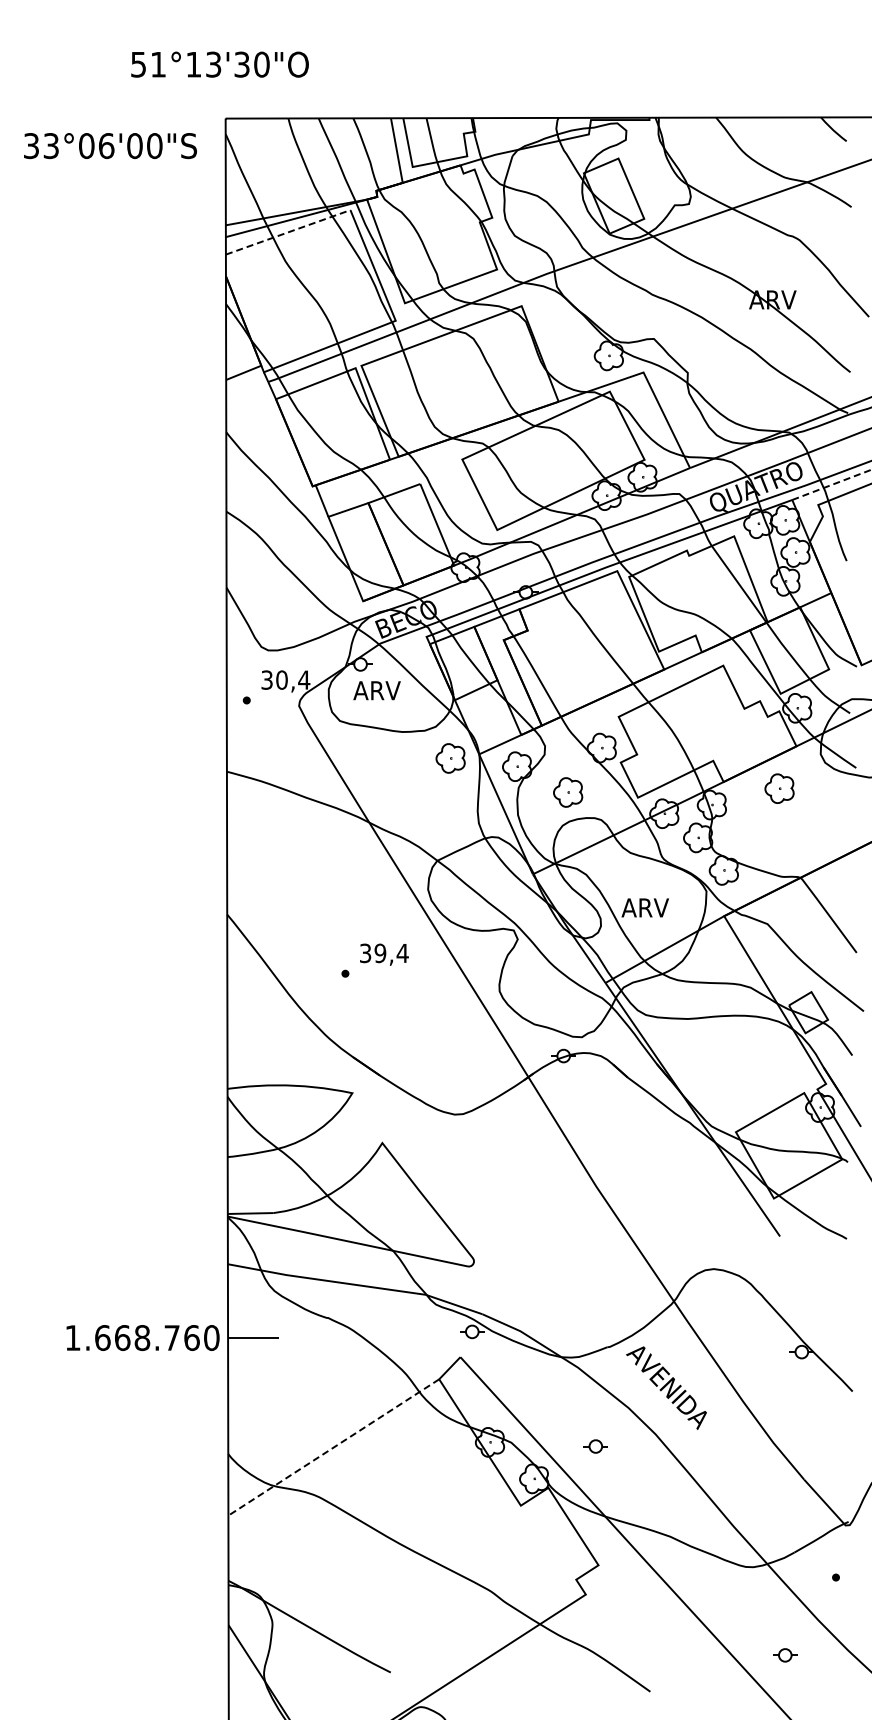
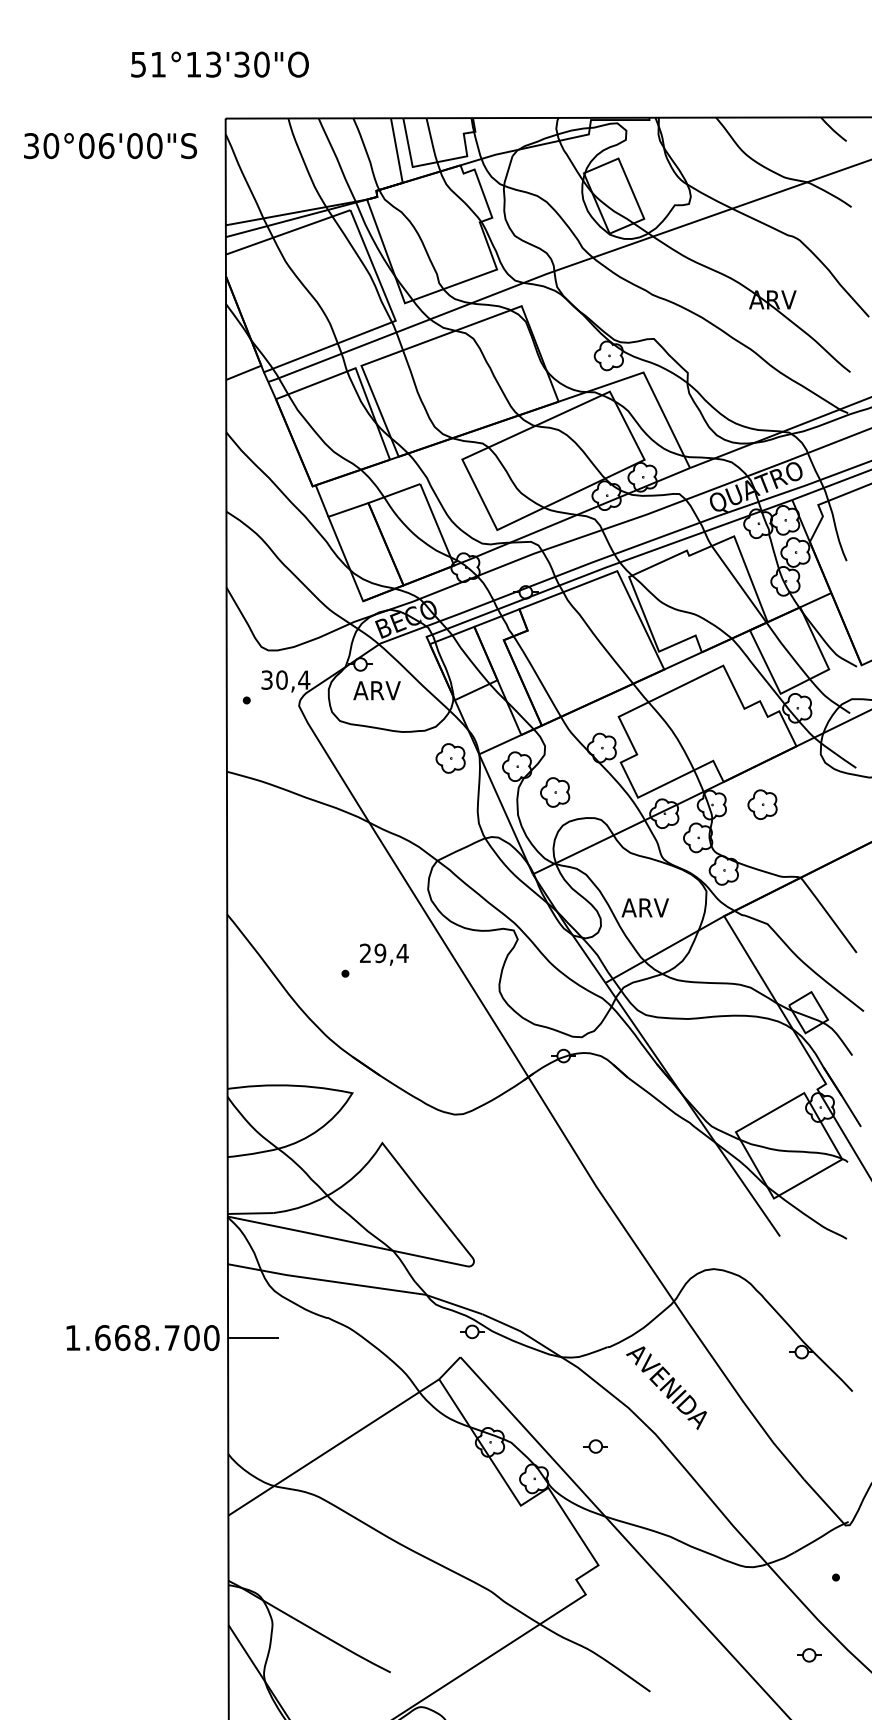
text: 33°06'00"S -> 30°06'00"S (51, 146)
line: dashed -> solid (288, 232)
line: dashed -> solid (832, 484)
part position: (779, 788) -> (762, 804) (762, 804)
part position: (568, 792) -> (555, 792) (555, 792)
text: 39,4 -> 29,4 (365, 953)
text: 1.668.760 -> 1.668.700 (191, 1337)
line: dashed -> solid (333, 1447)
part position: (785, 1655) -> (809, 1655) (809, 1655)
